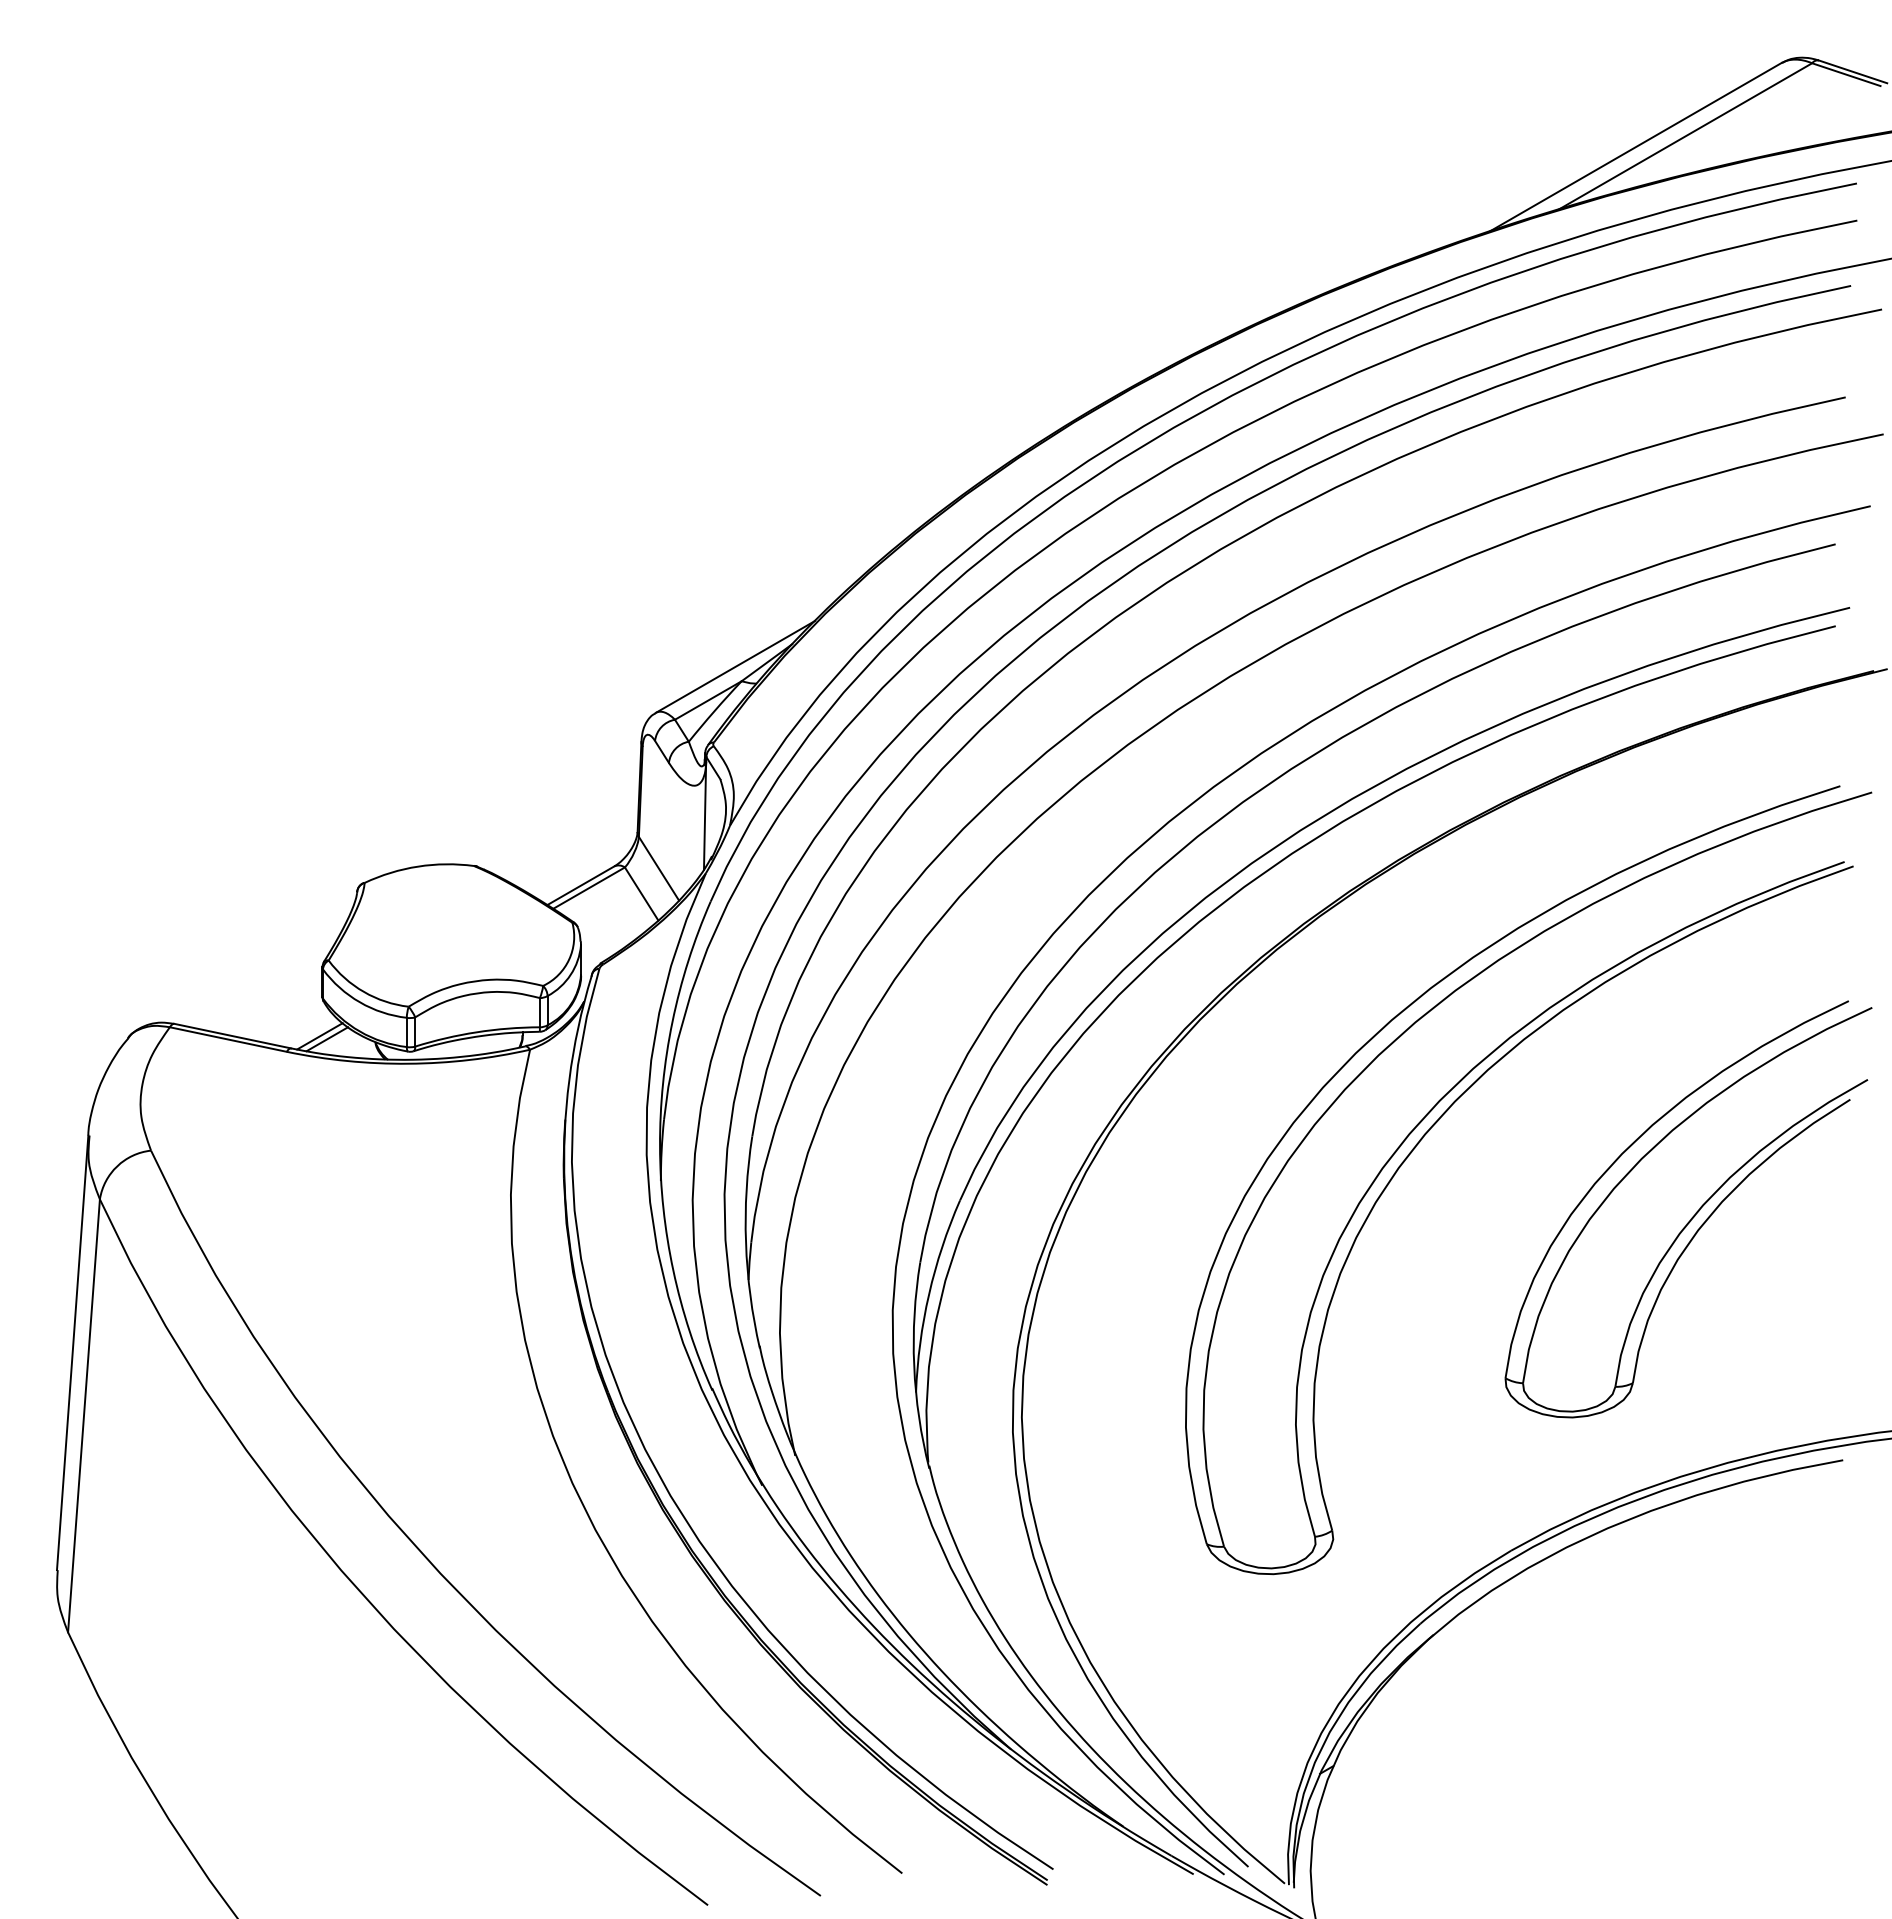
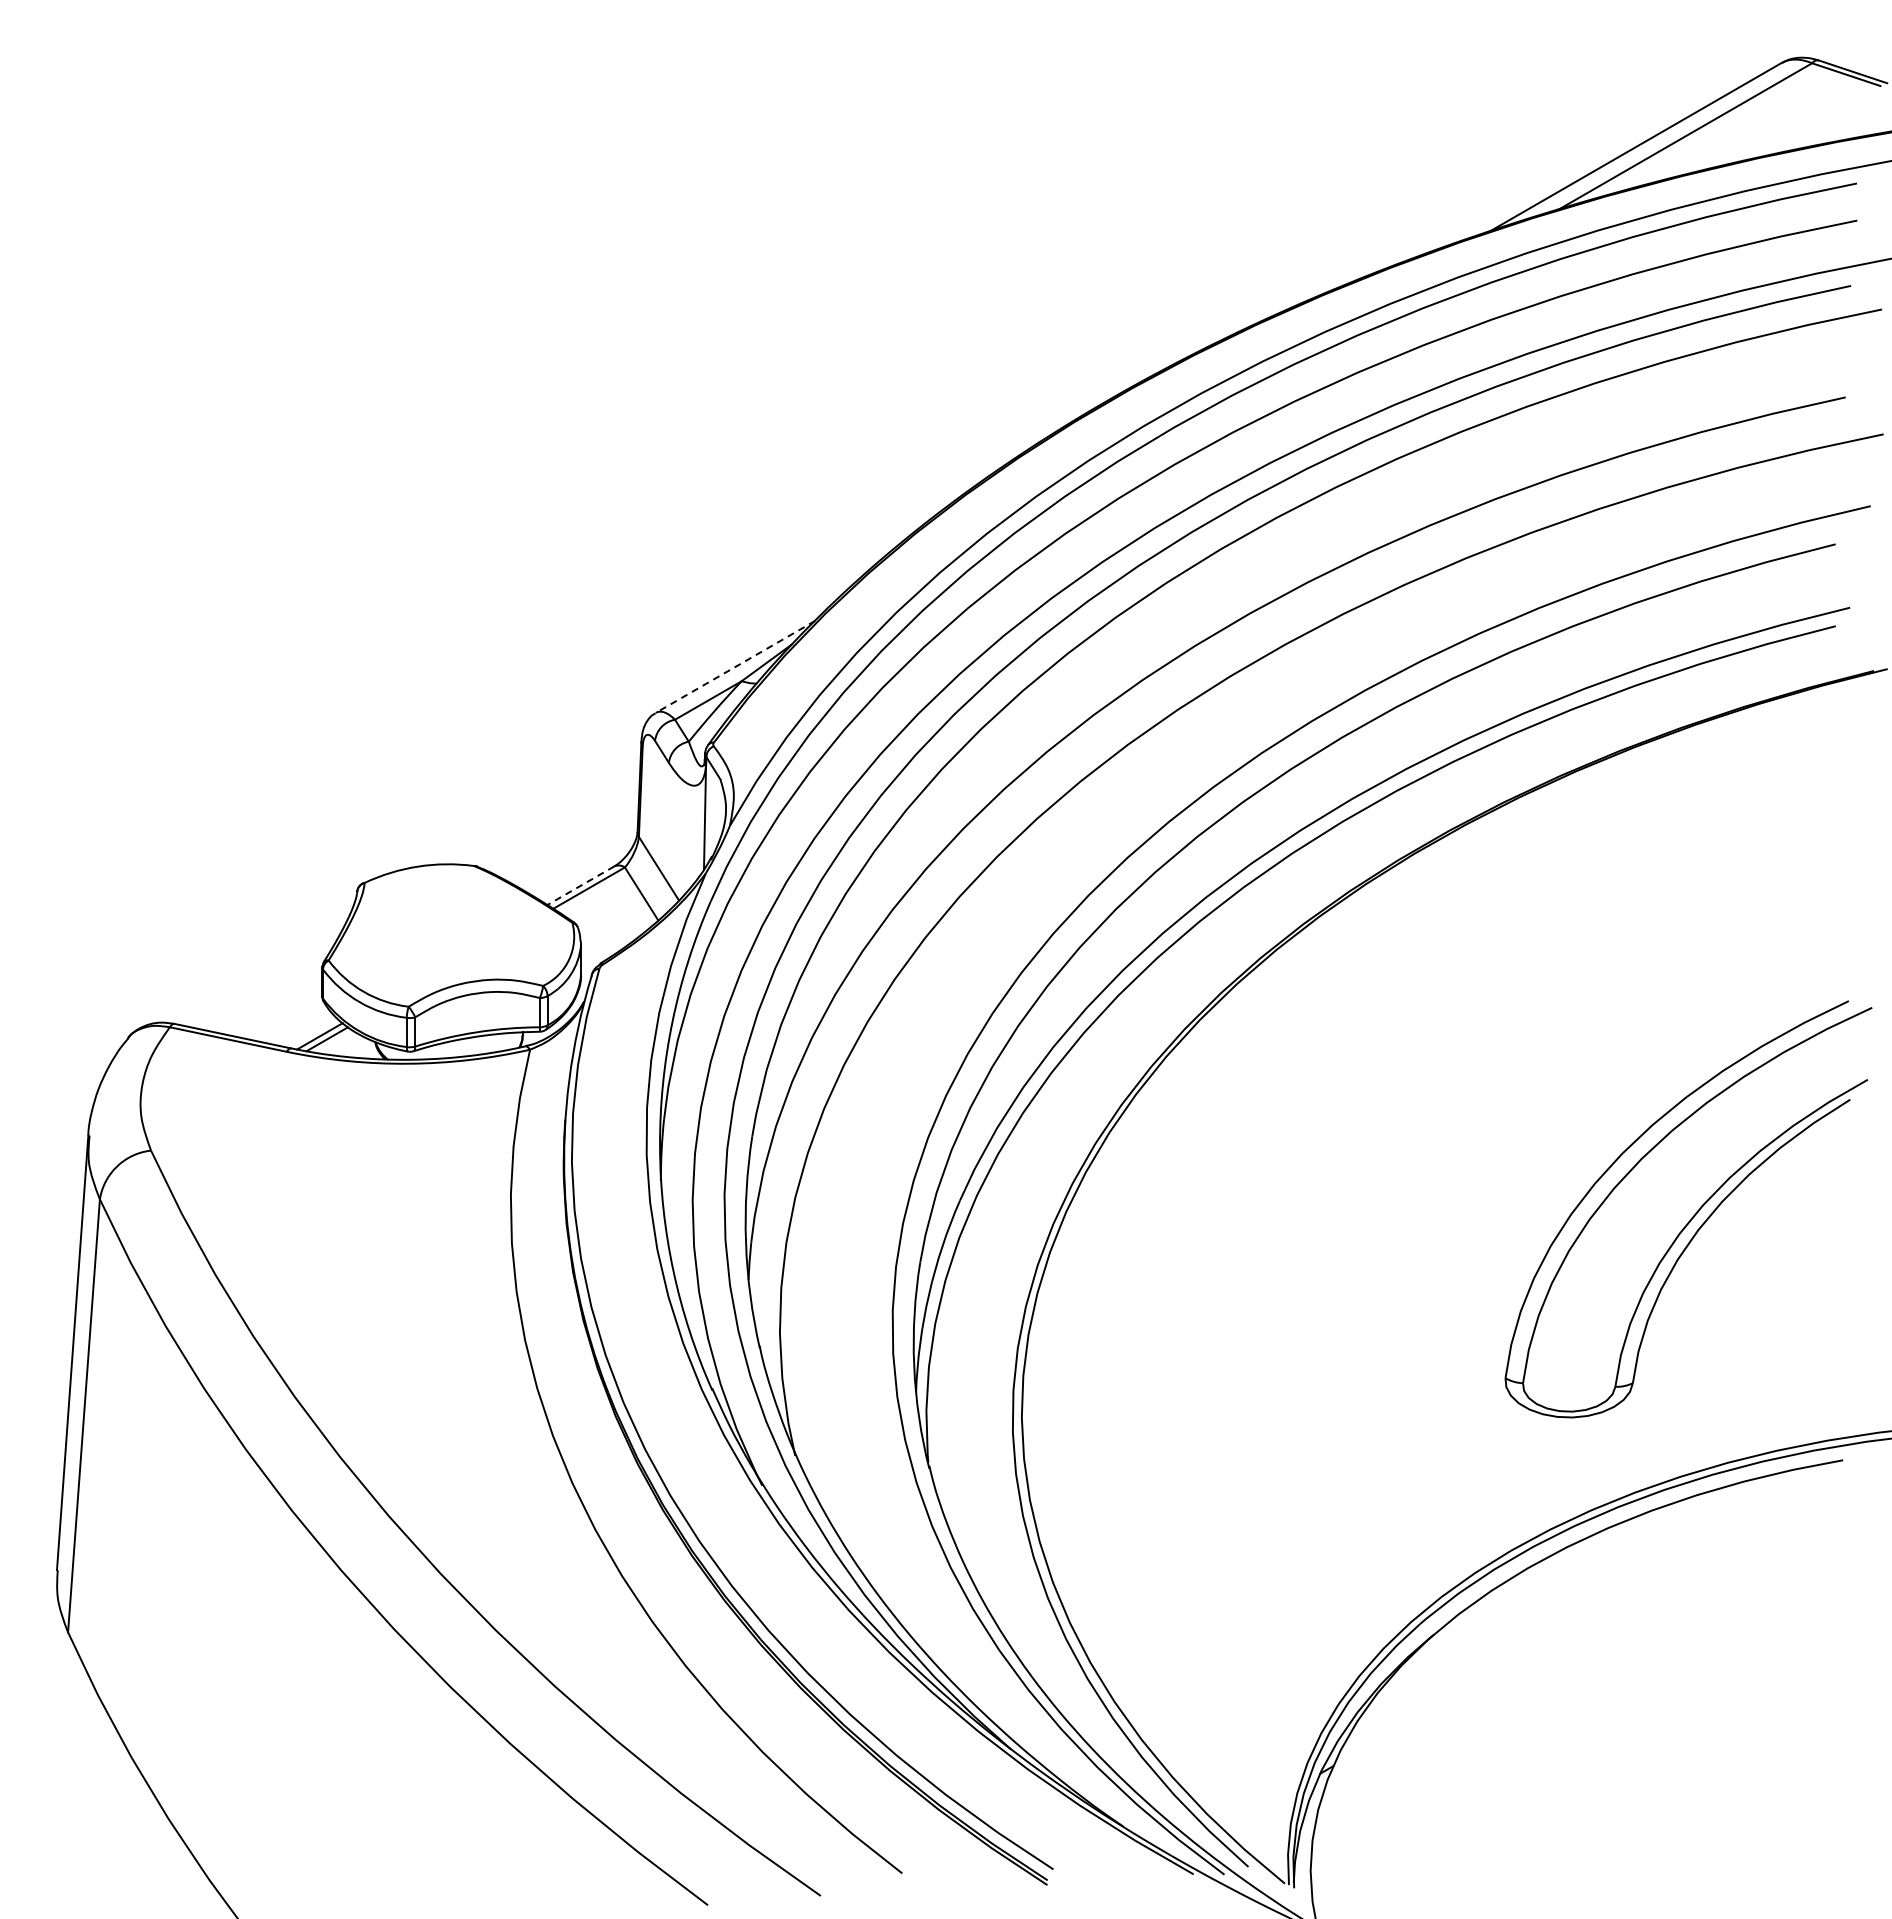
line: solid -> dashed (735, 667)
line: solid -> dashed (580, 885)
part: present -> none (1449, 1109)
